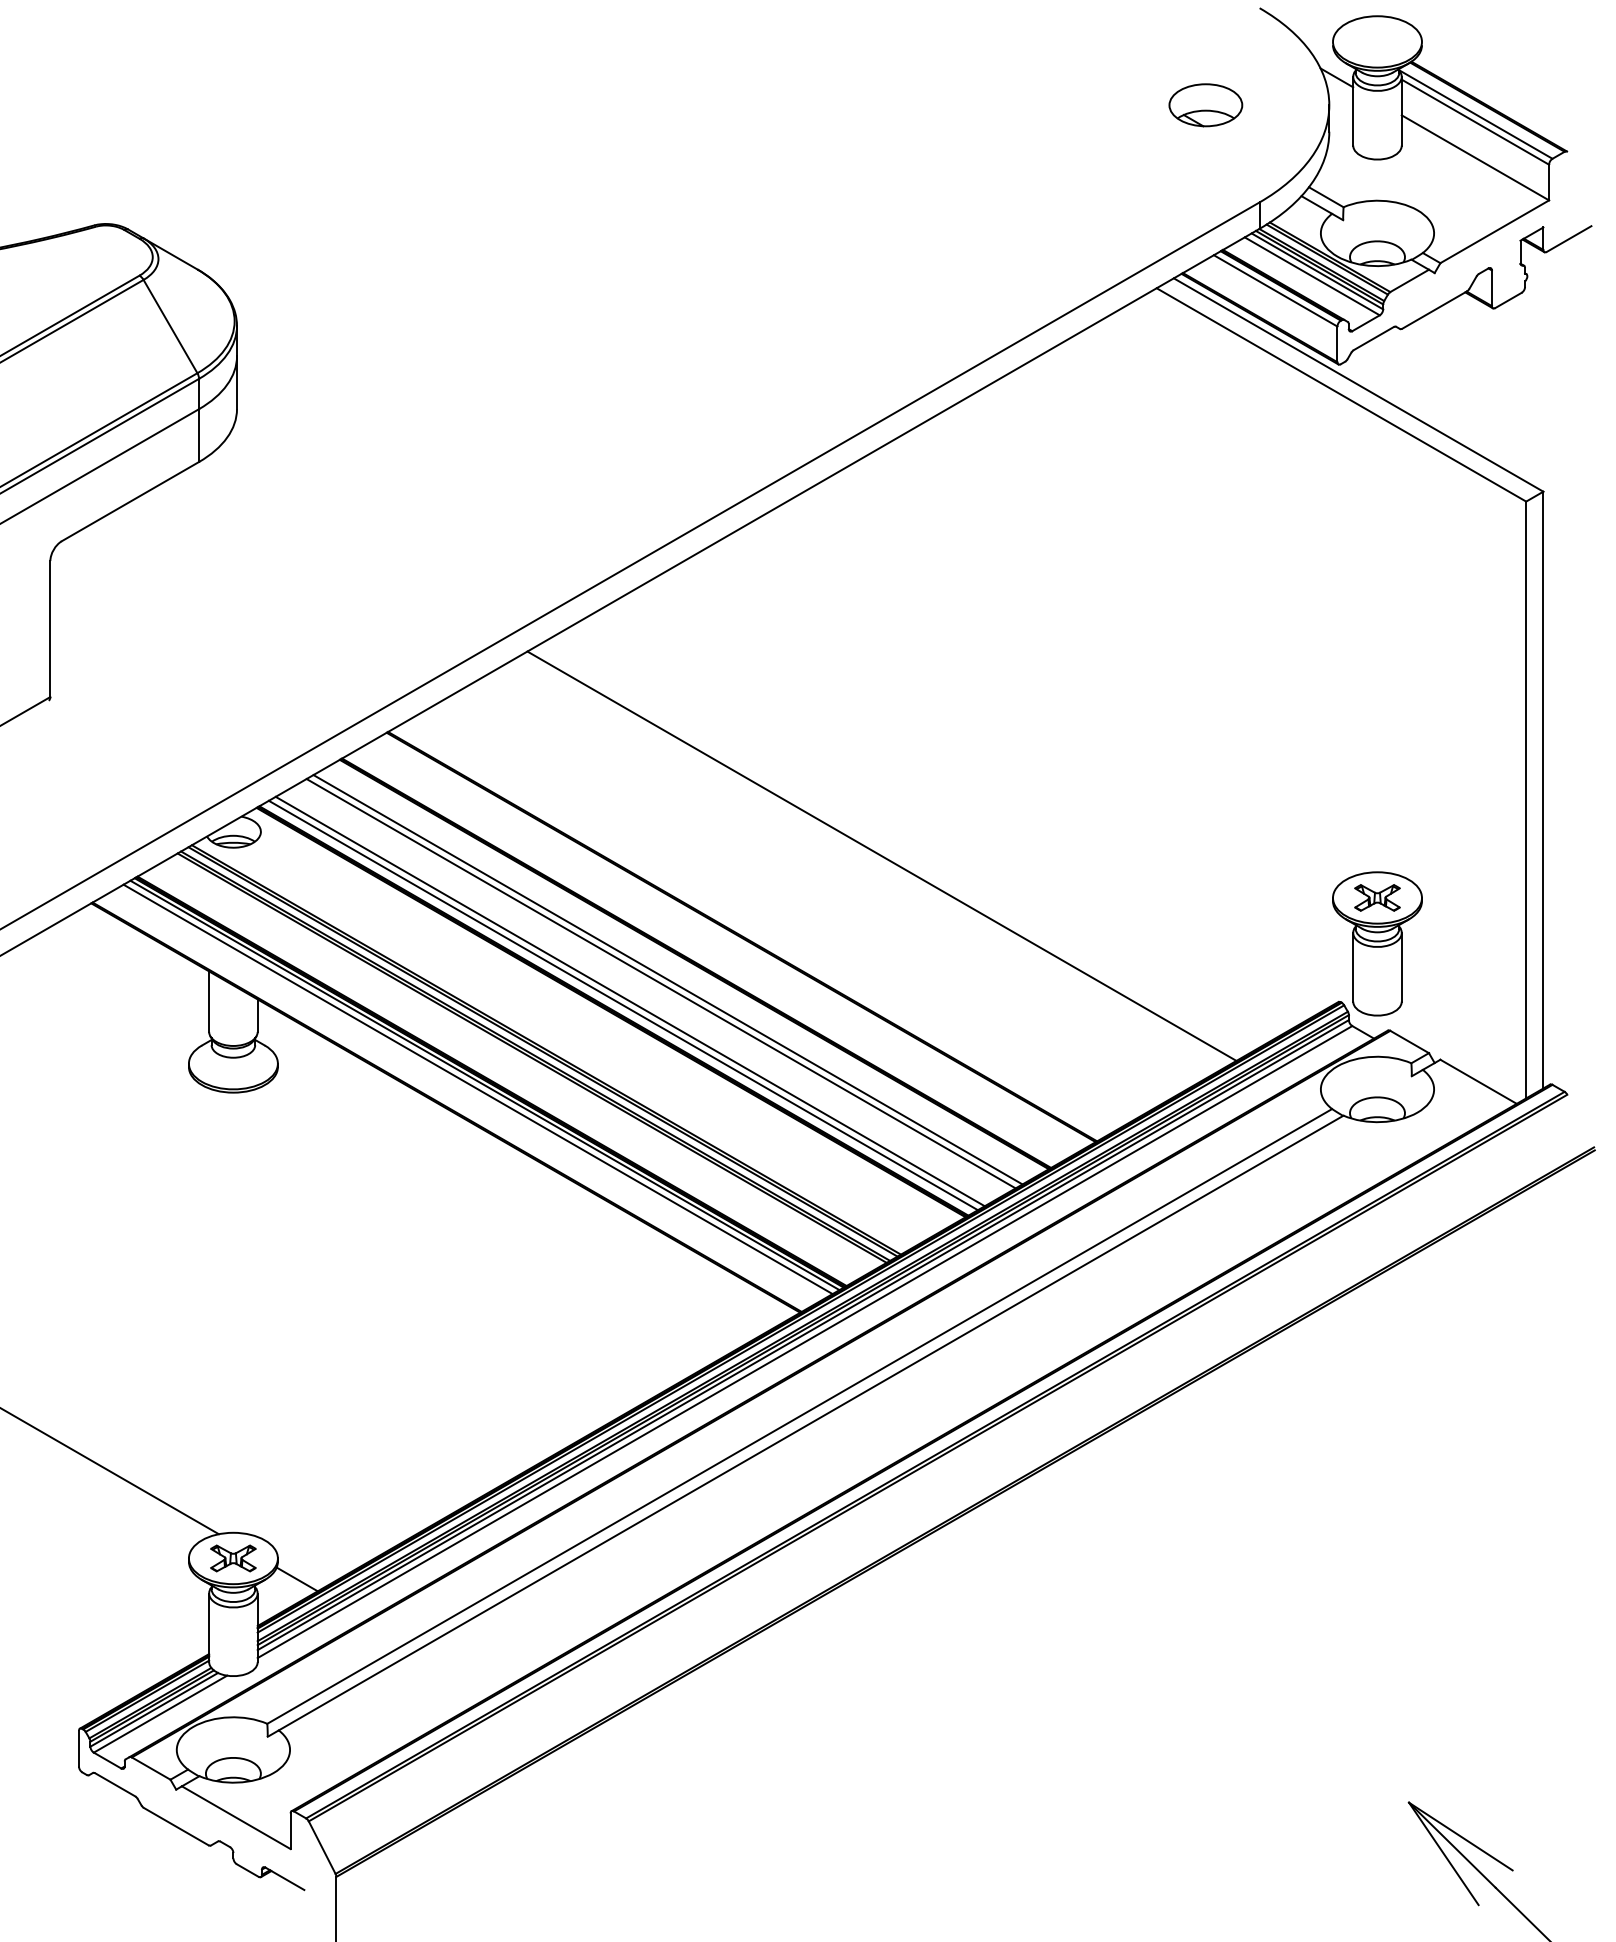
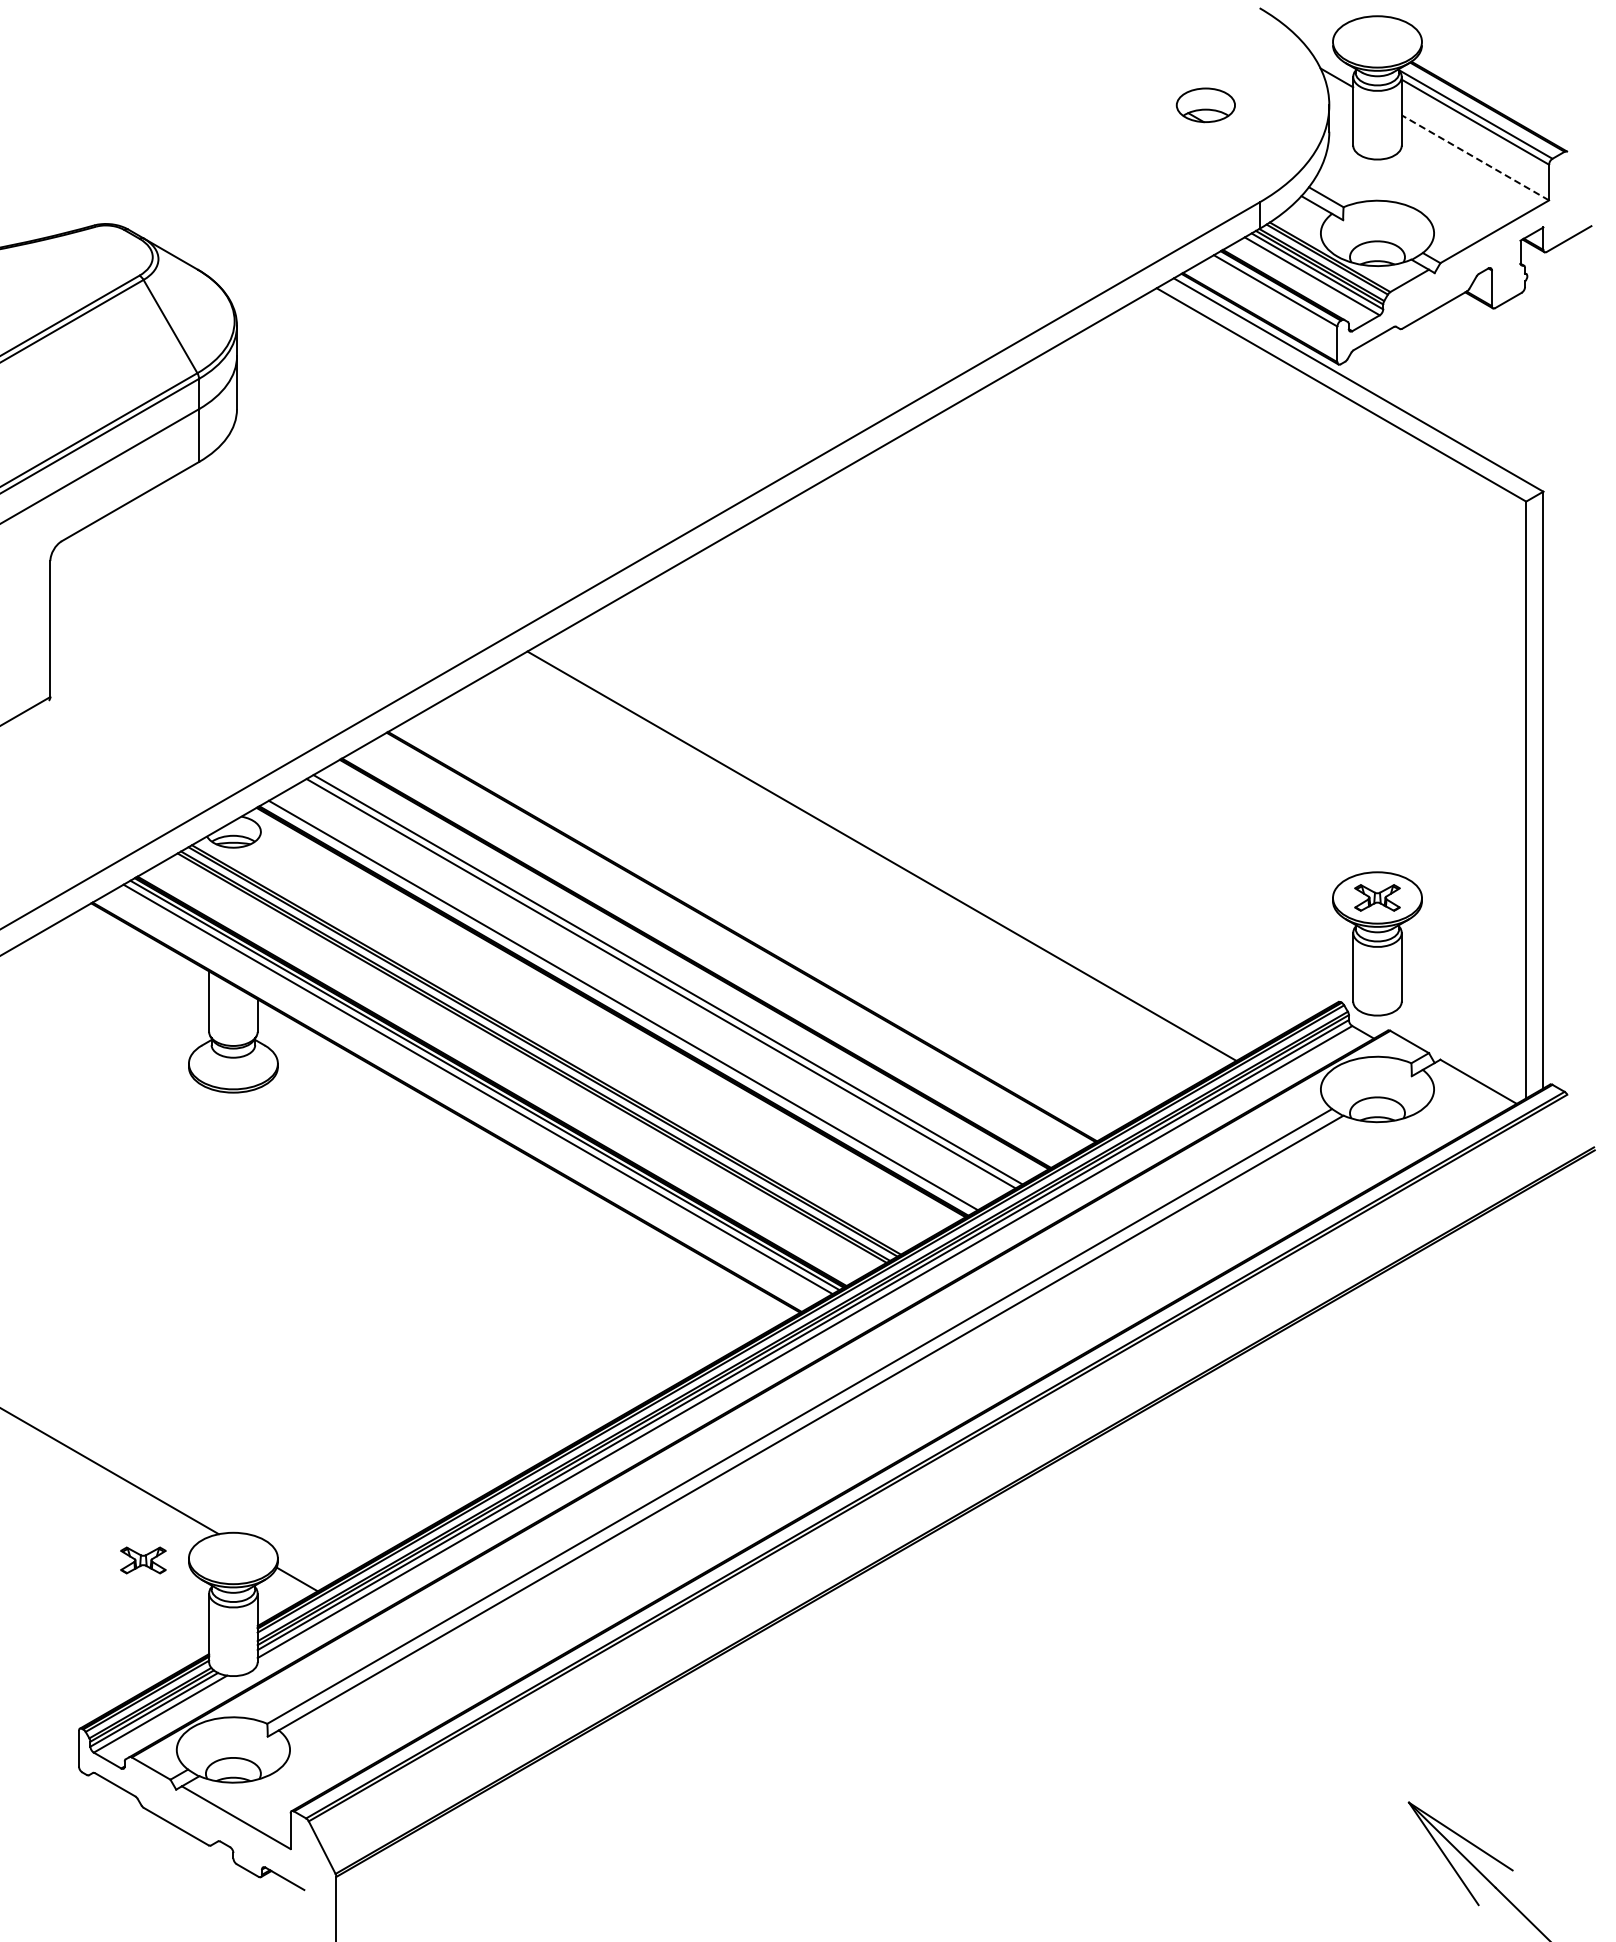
part size: 76x45 px -> 61x37 px (1205, 105)
line: solid -> dashed (1475, 157)
line: present -> none (629, 1001)
part position: (233, 1558) -> (143, 1560) (143, 1560)
